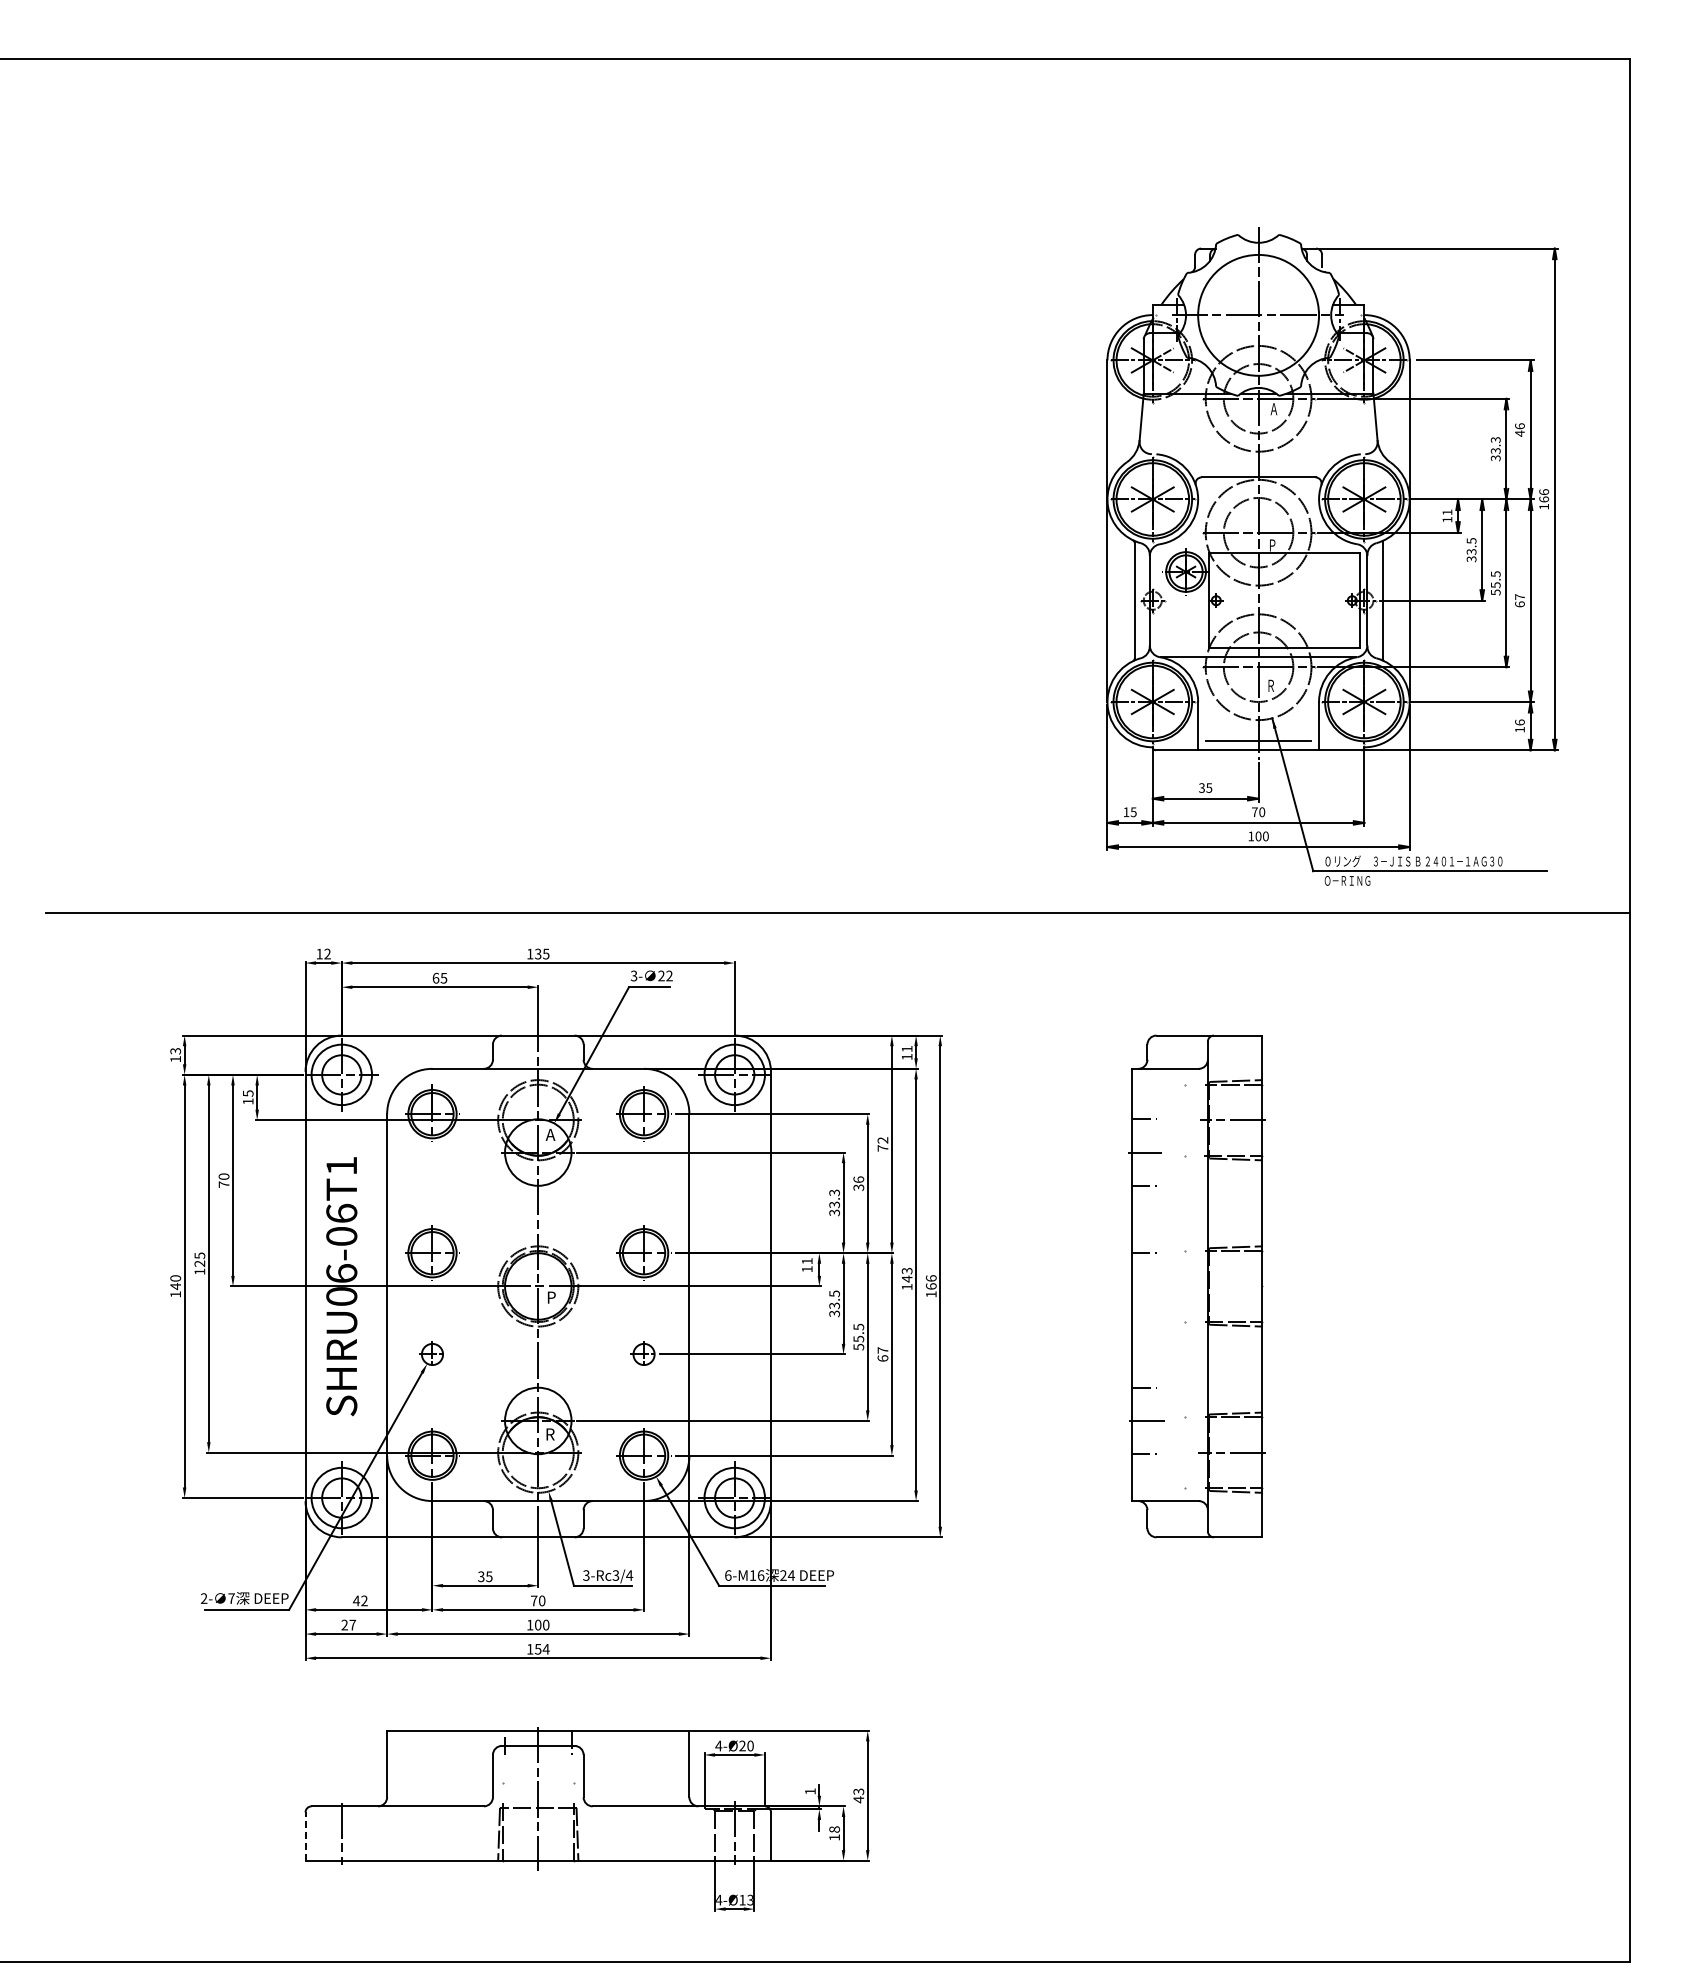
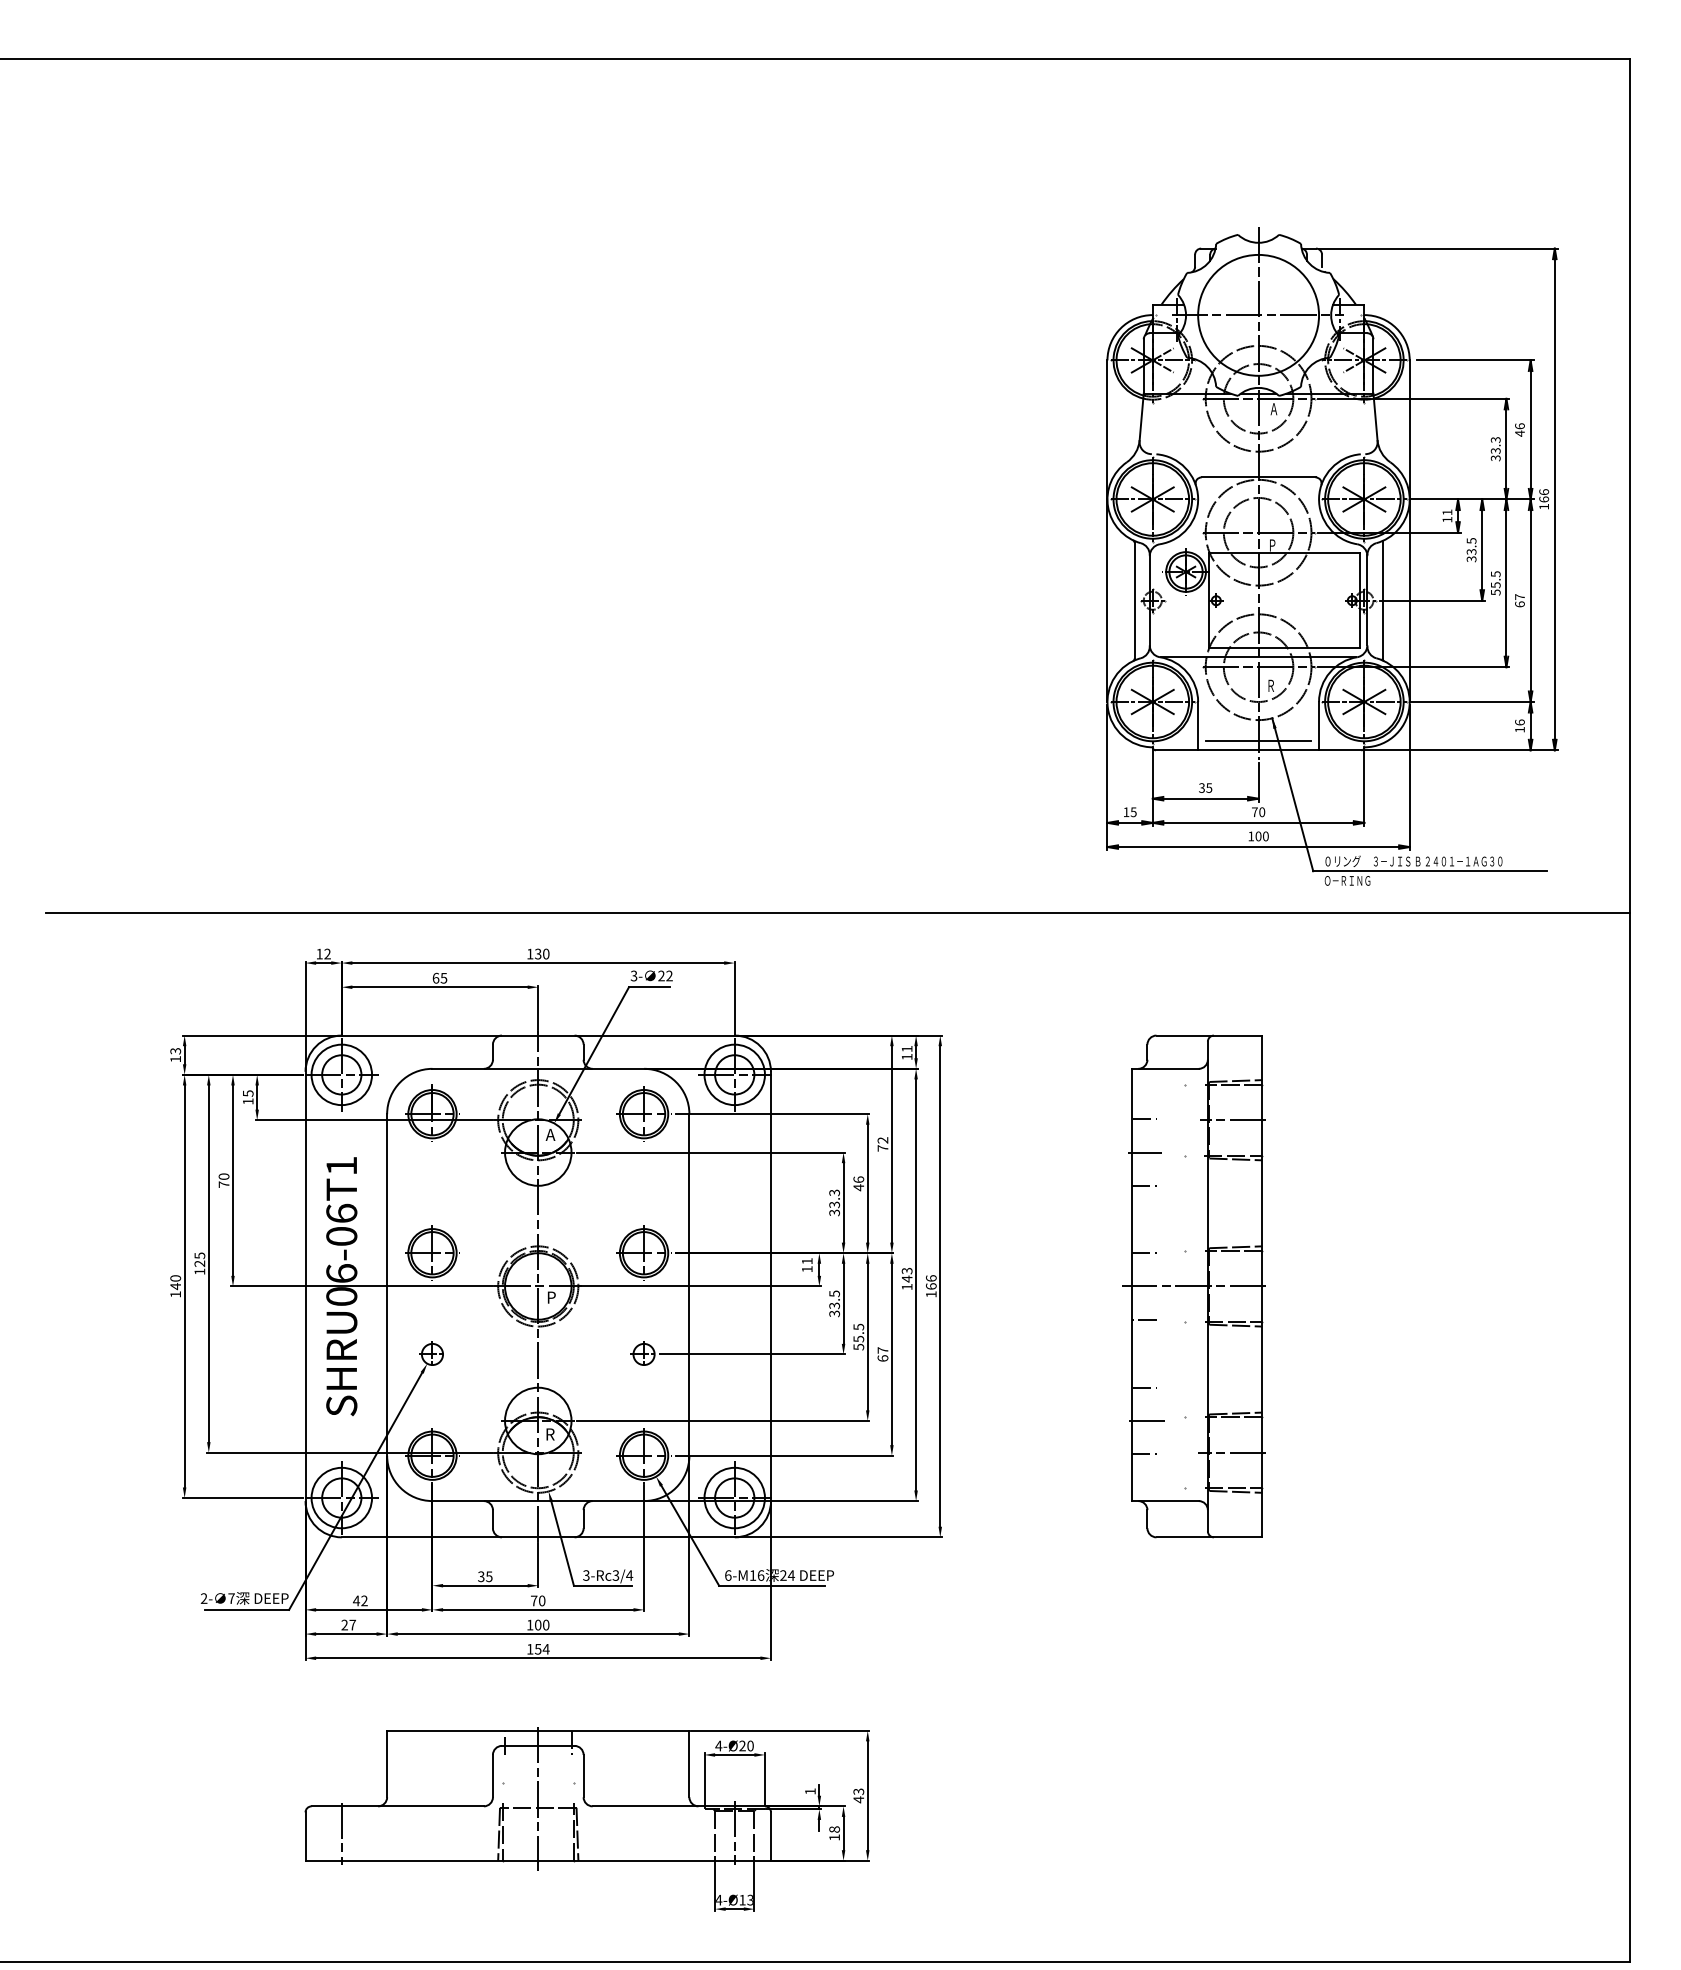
text: 135 -> 130 (546, 953)
text: 36 -> 46 (858, 1187)
line: none -> present (1193, 1286)
line: none -> present (1144, 1319)
line: dashed -> solid (305, 1836)
